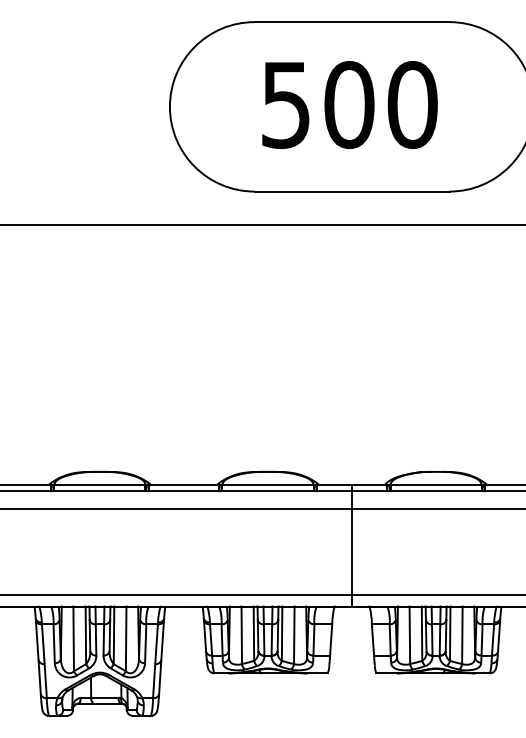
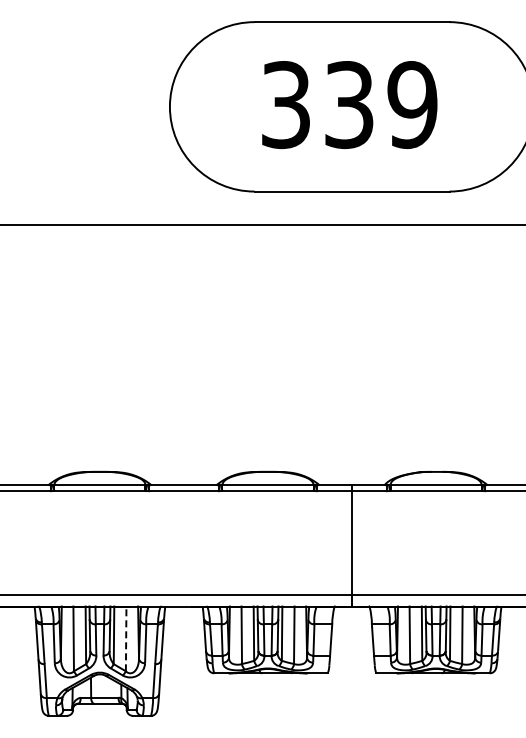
text: 500 -> 339 (349, 105)
line: present -> none (262, 509)
line: solid -> dashed (126, 638)
